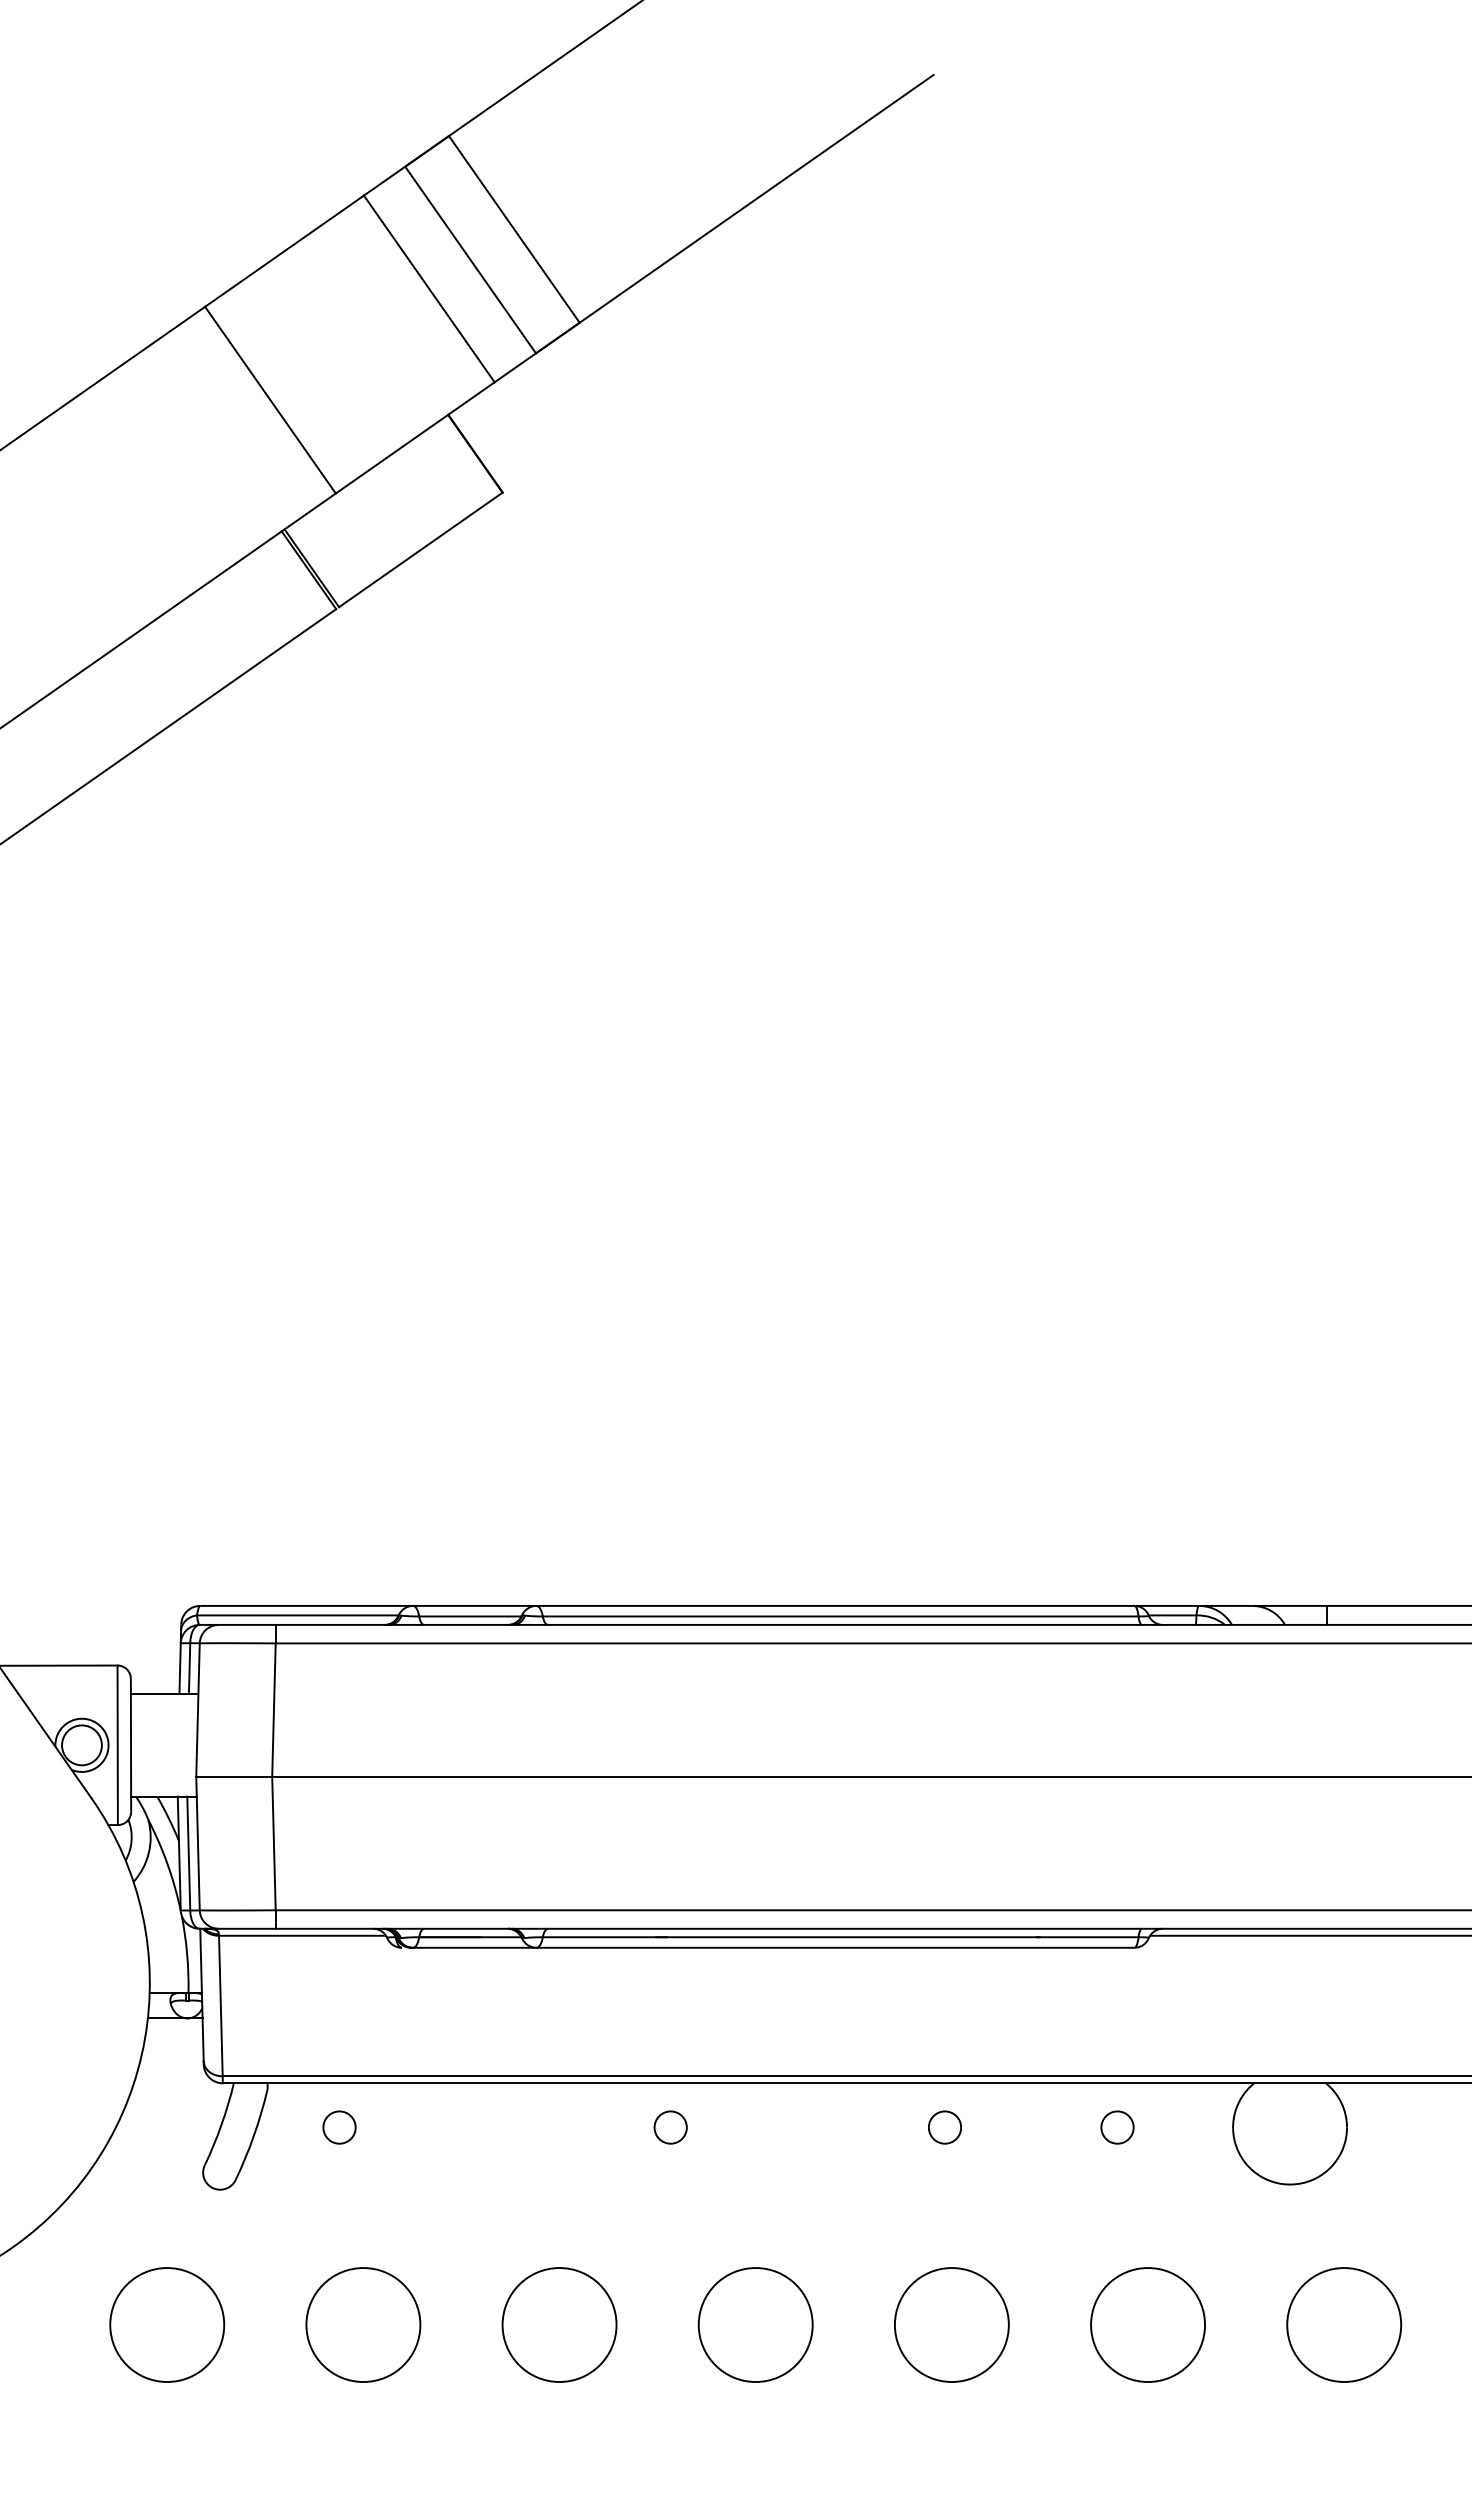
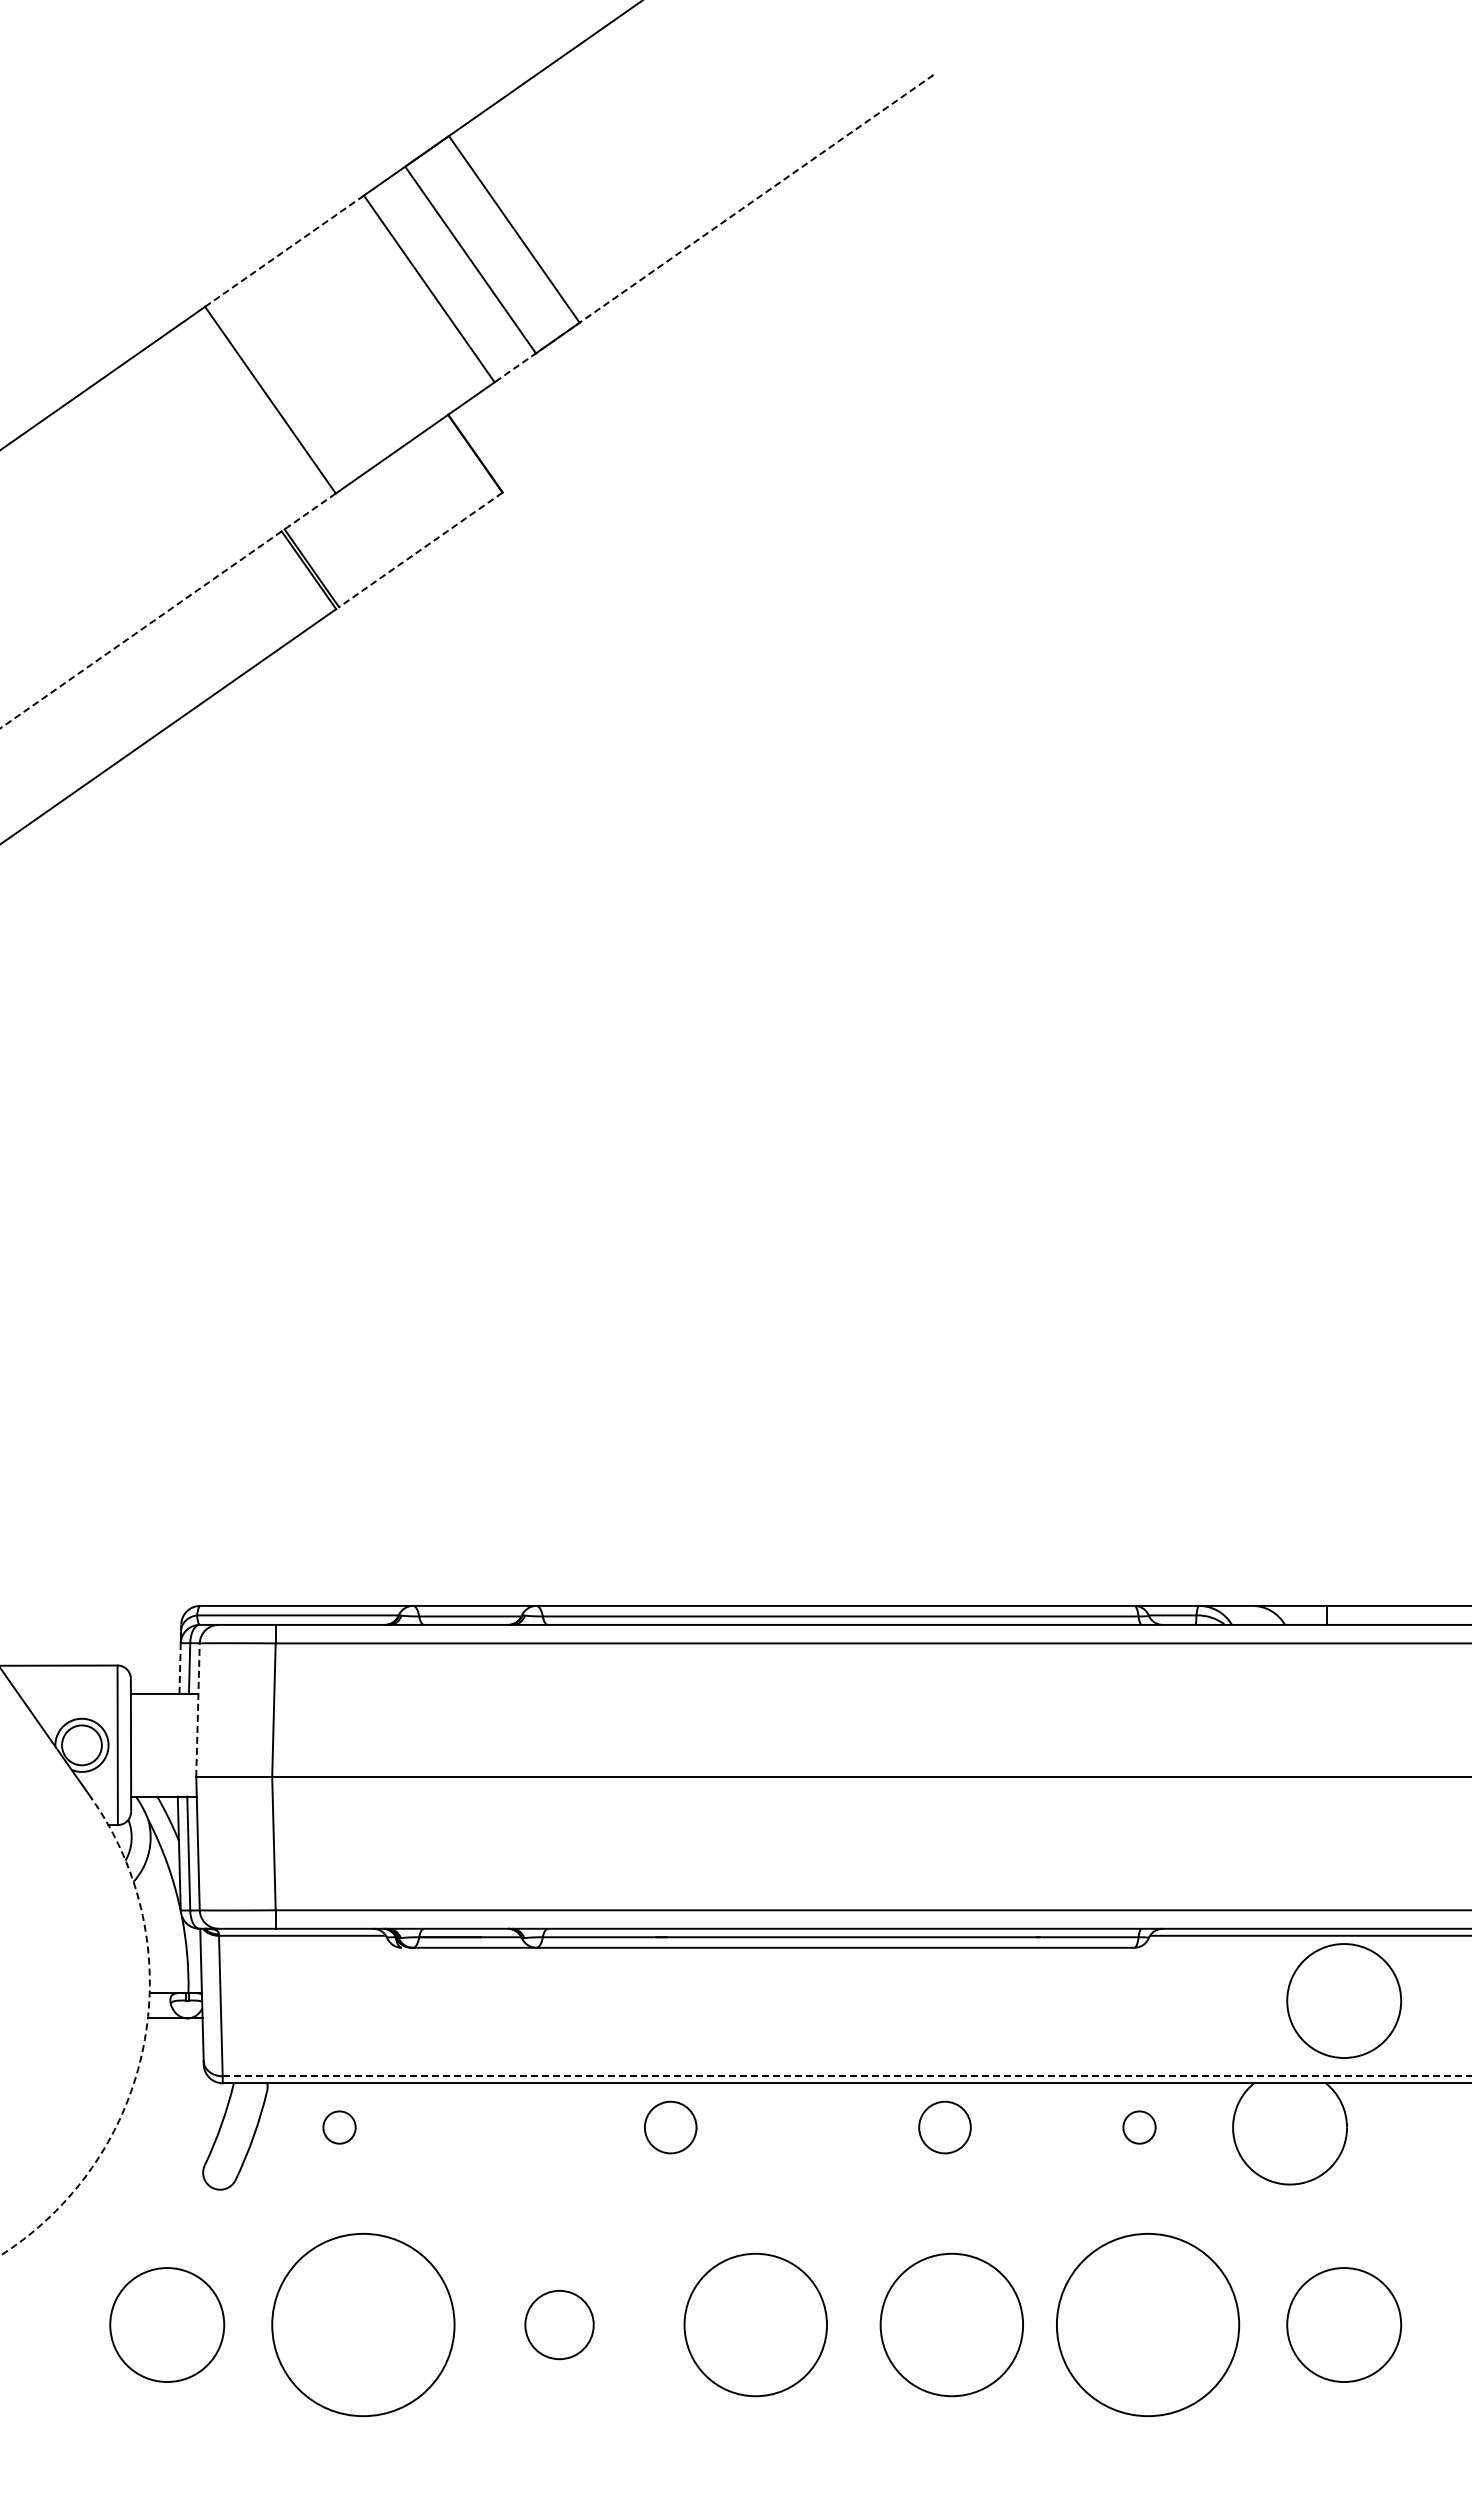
line: solid -> dashed (714, 228)
line: solid -> dashed (284, 251)
line: solid -> dashed (420, 549)
line: solid -> dashed (167, 611)
line: solid -> dashed (180, 1668)
line: solid -> dashed (198, 1710)
circle: none -> present (1344, 2000)
arc: solid -> dashed (143, 2046)
line: solid -> dashed (847, 2076)
circle diameter: 32 px -> 52 px (670, 2127)
circle diameter: 32 px -> 52 px (944, 2127)
circle position: (1117, 2127) -> (1139, 2127) (1139, 2127)
circle diameter: 114 px -> 182 px (363, 2324)
circle diameter: 114 px -> 68 px (559, 2324)
circle size: 117x116 px -> 145x146 px (755, 2324)
circle diameter: 114 px -> 142 px (951, 2324)
circle diameter: 114 px -> 182 px (1147, 2324)
